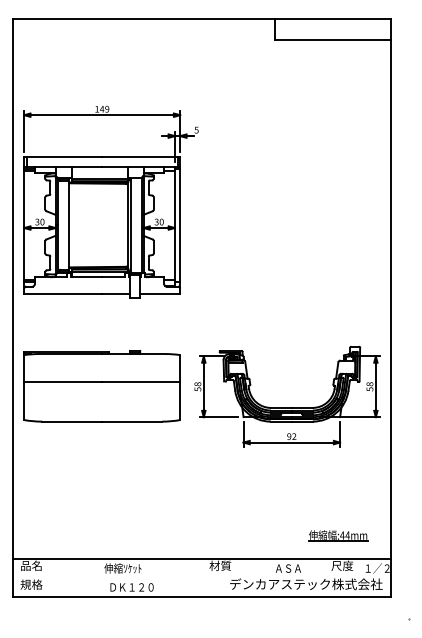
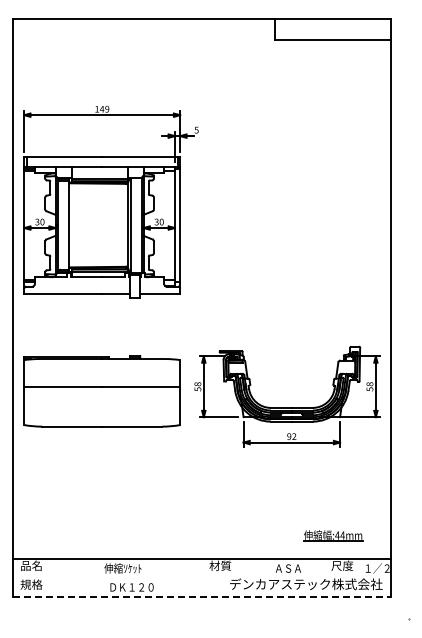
part position: (101, 386) -> (101, 391) (101, 391)
part position: (338, 535) -> (333, 535) (333, 535)
line: solid -> dashed (201, 596)
